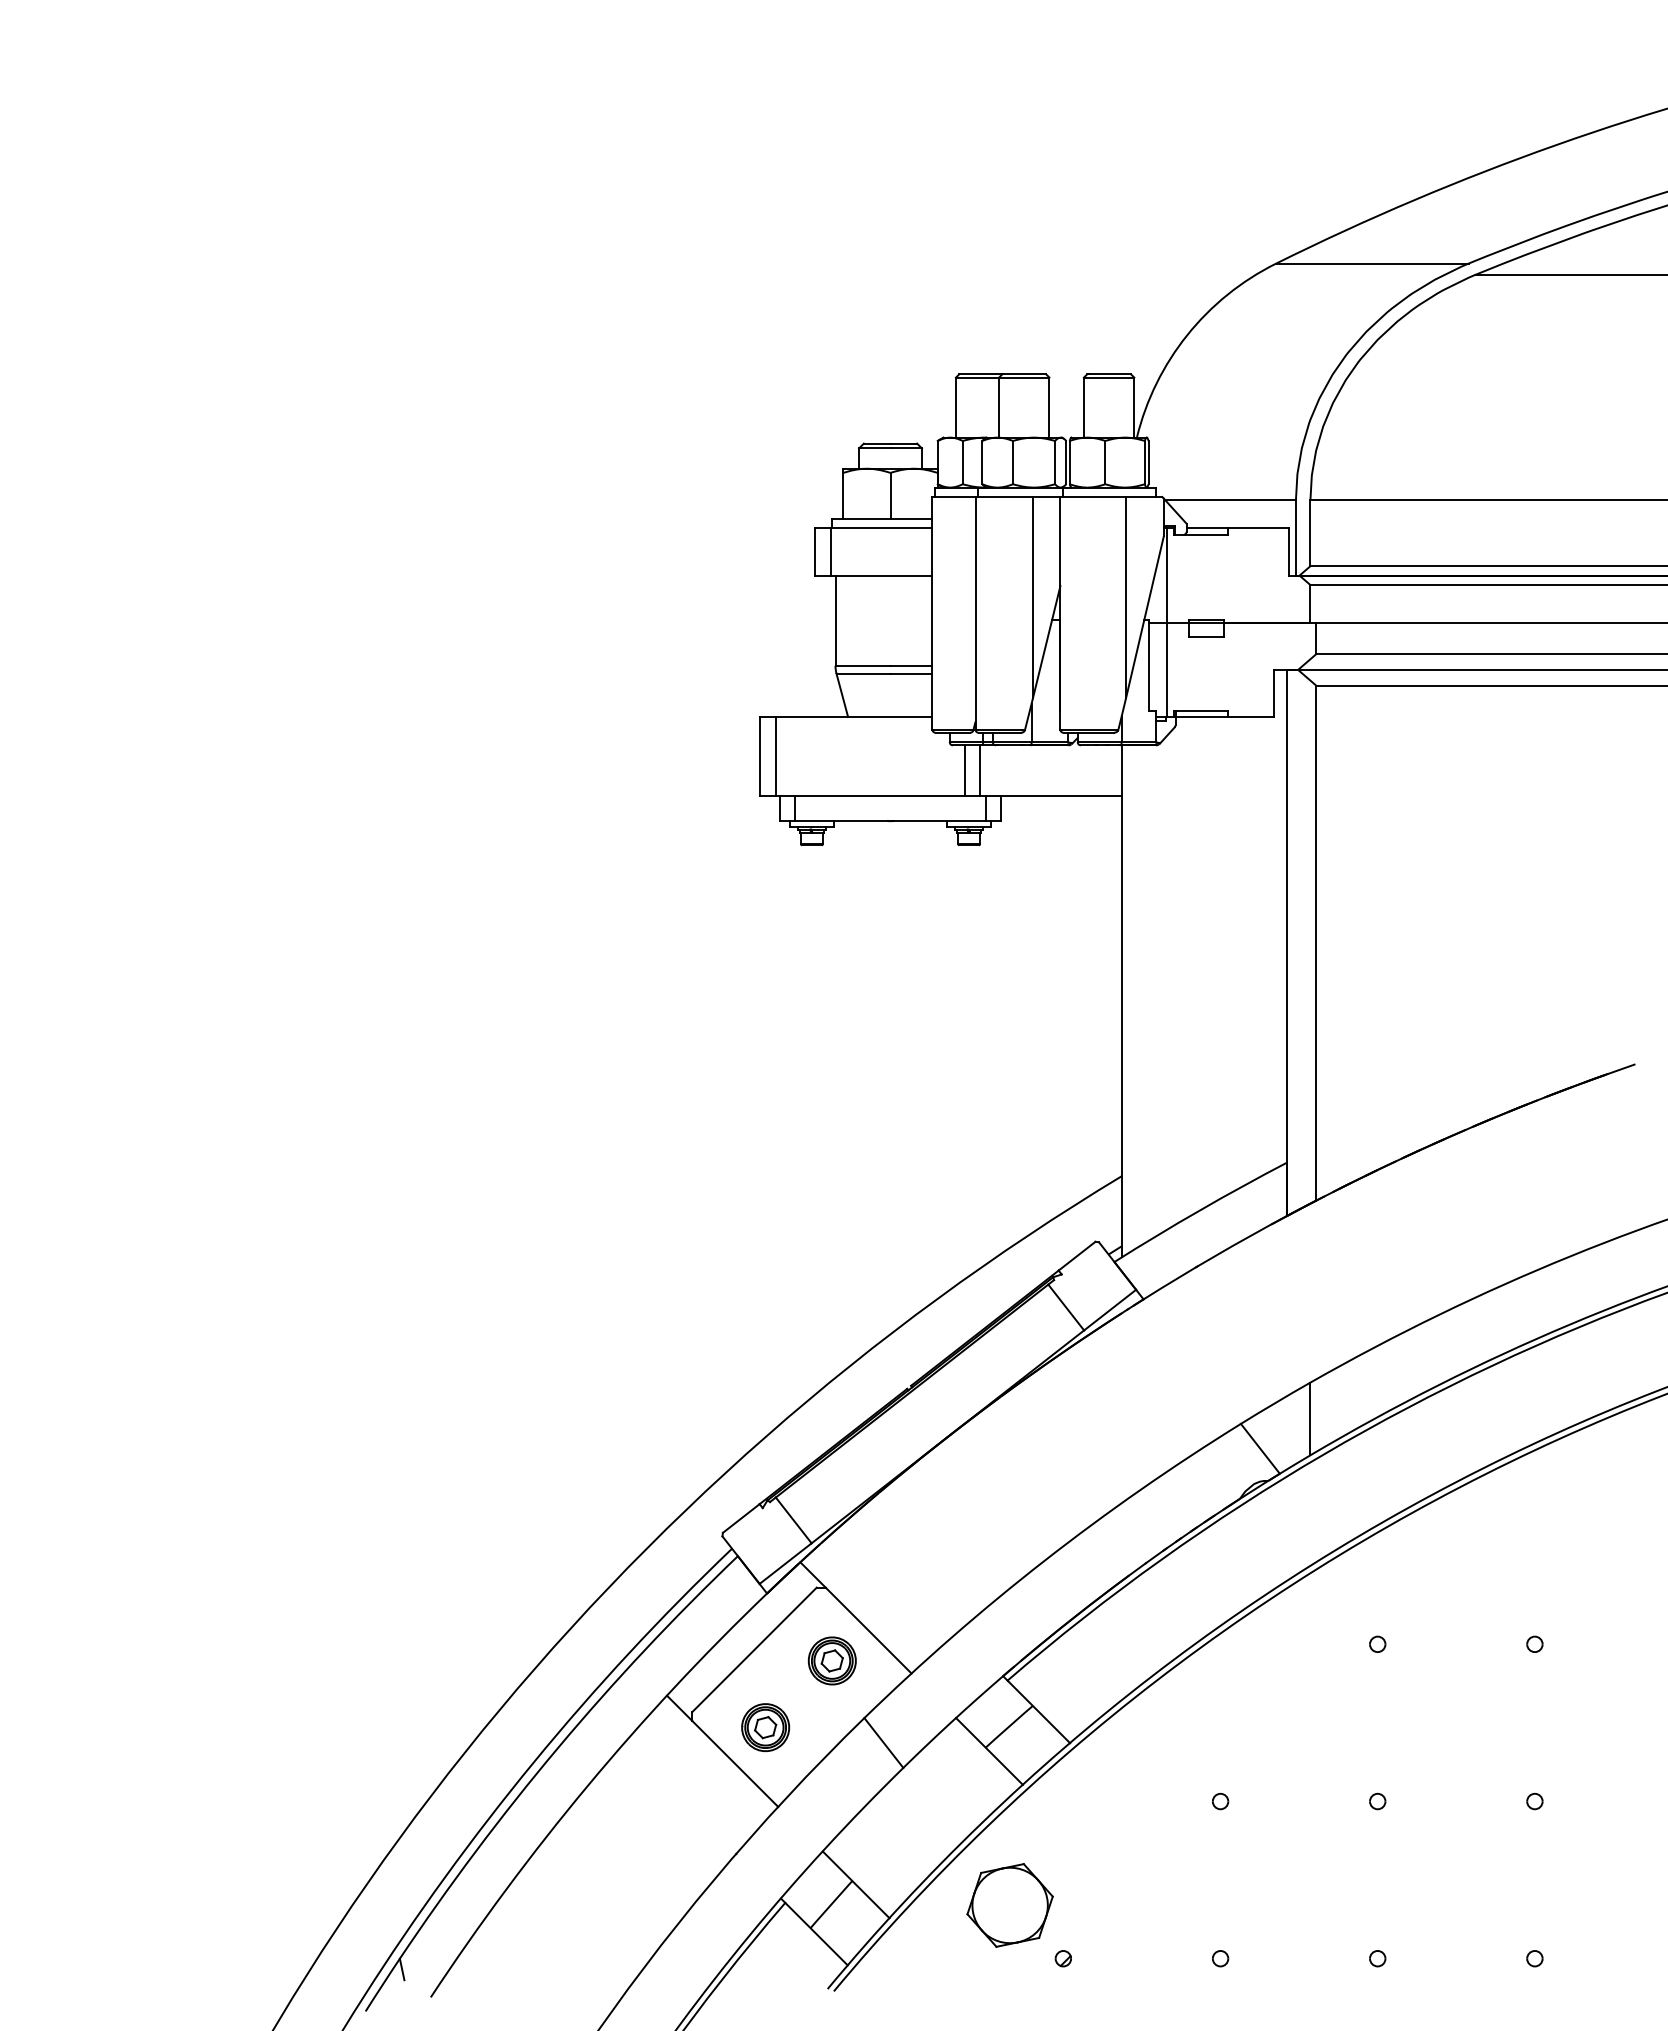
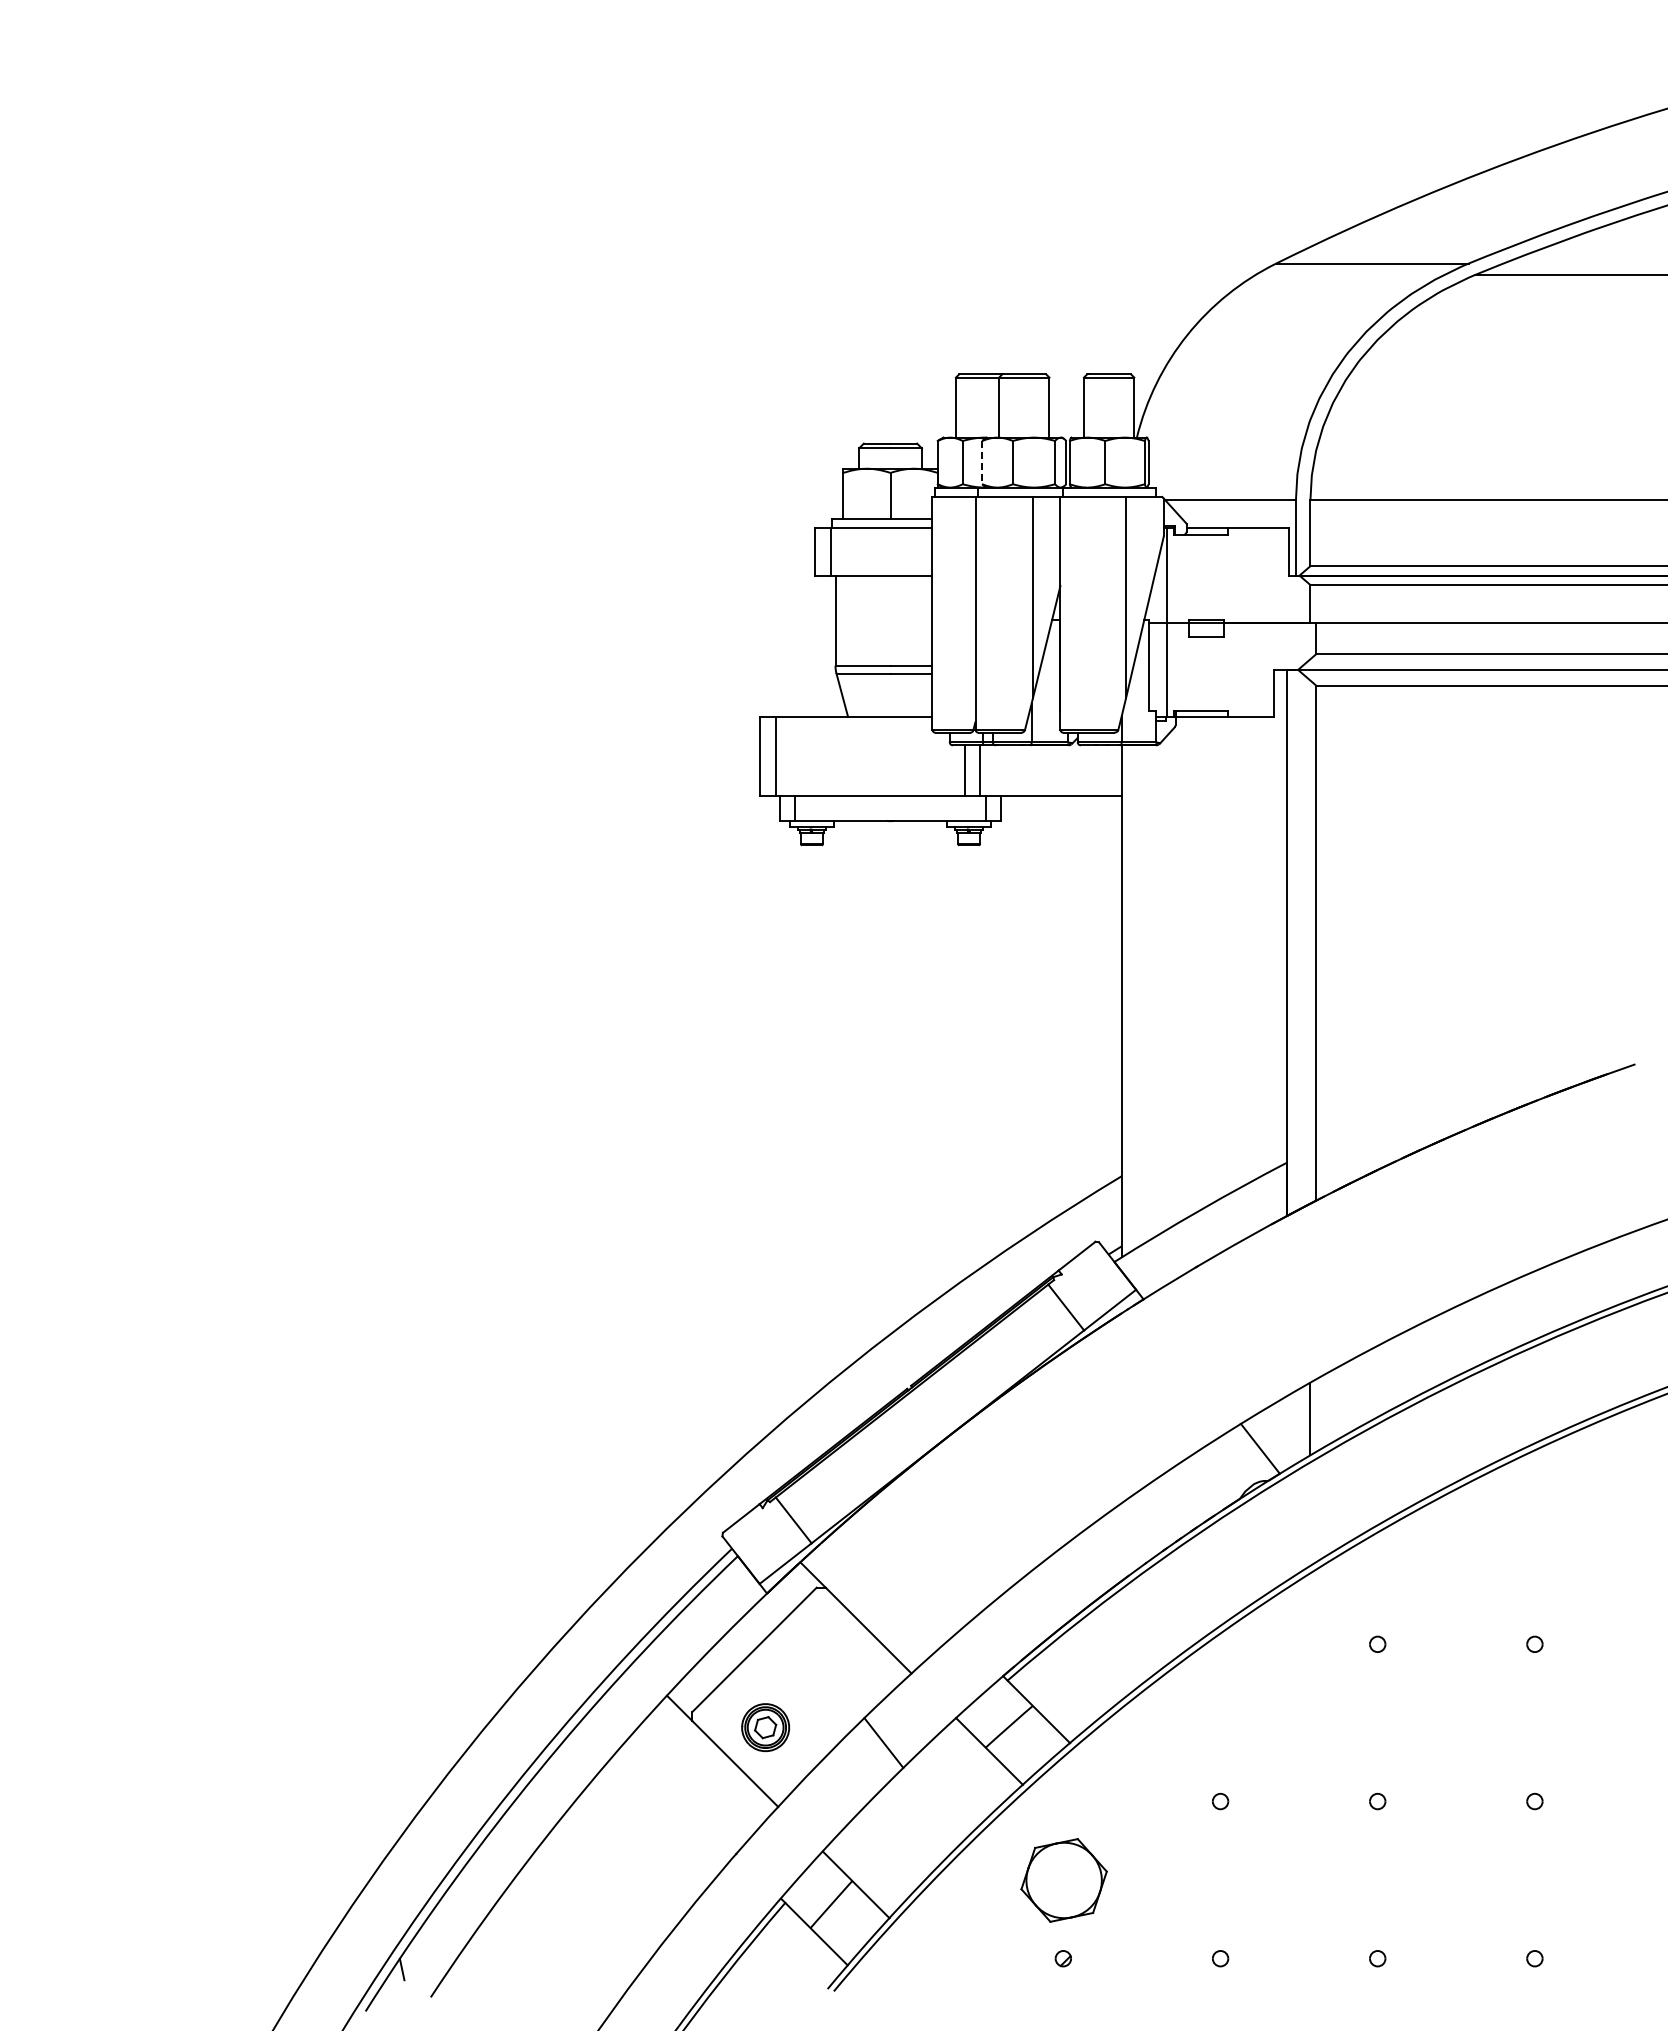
line: solid -> dashed (982, 462)
part: present -> none (831, 1660)
part position: (1009, 1905) -> (1063, 1880) (1063, 1880)
